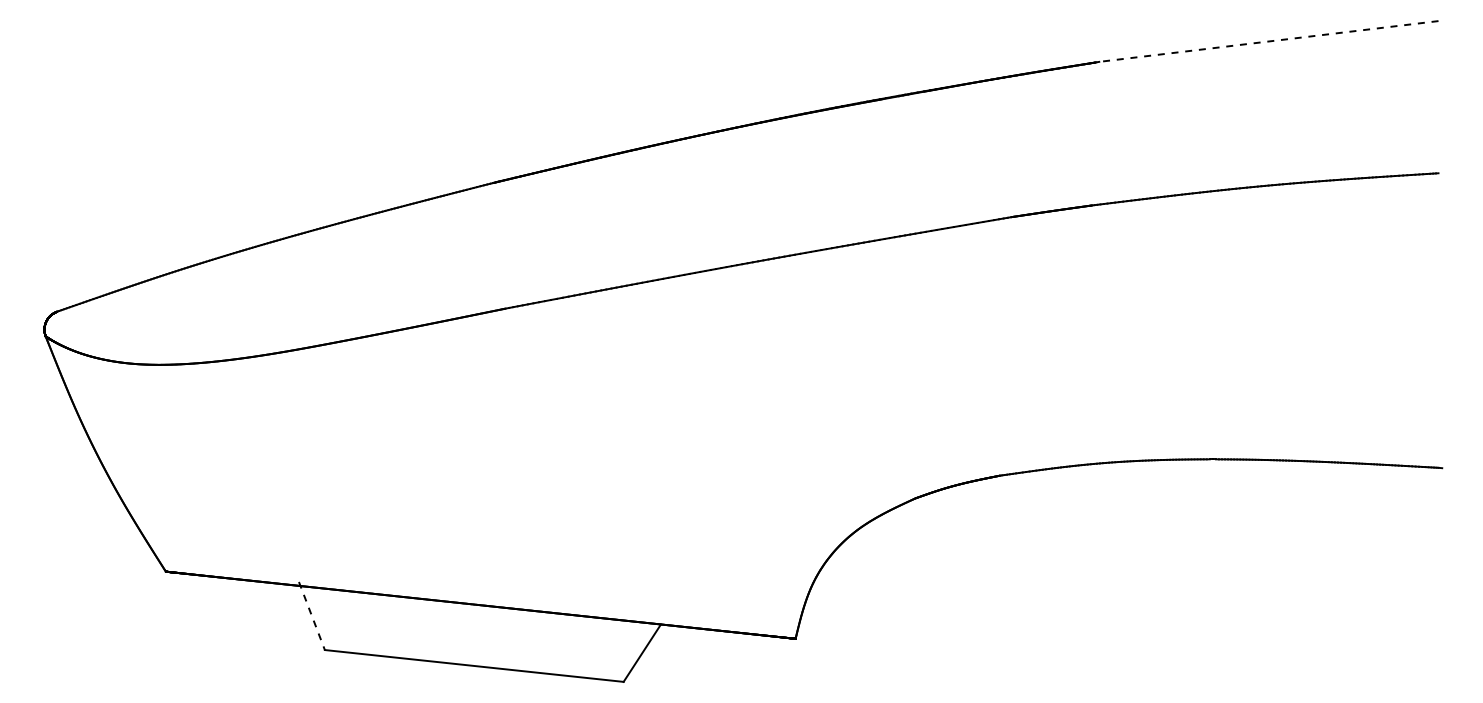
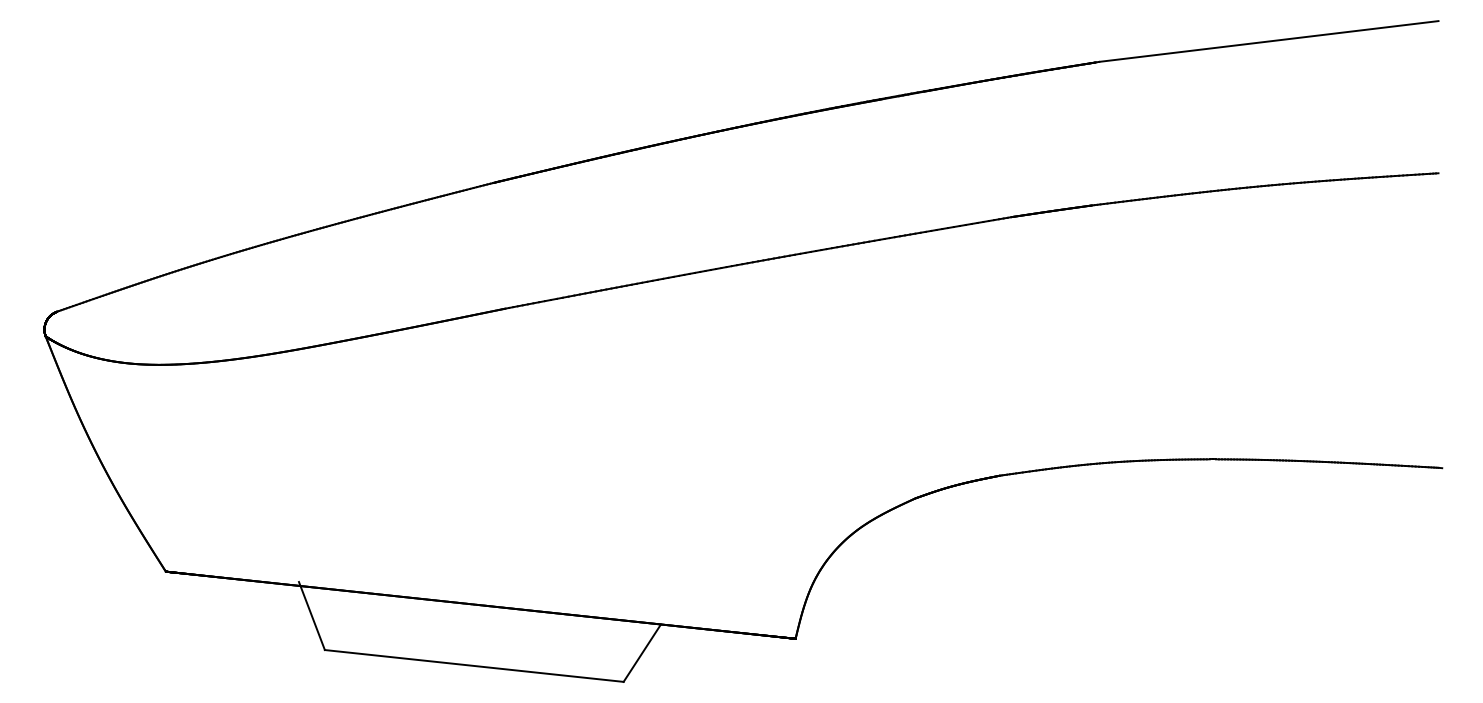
line: dashed -> solid (1268, 41)
line: dashed -> solid (312, 616)
